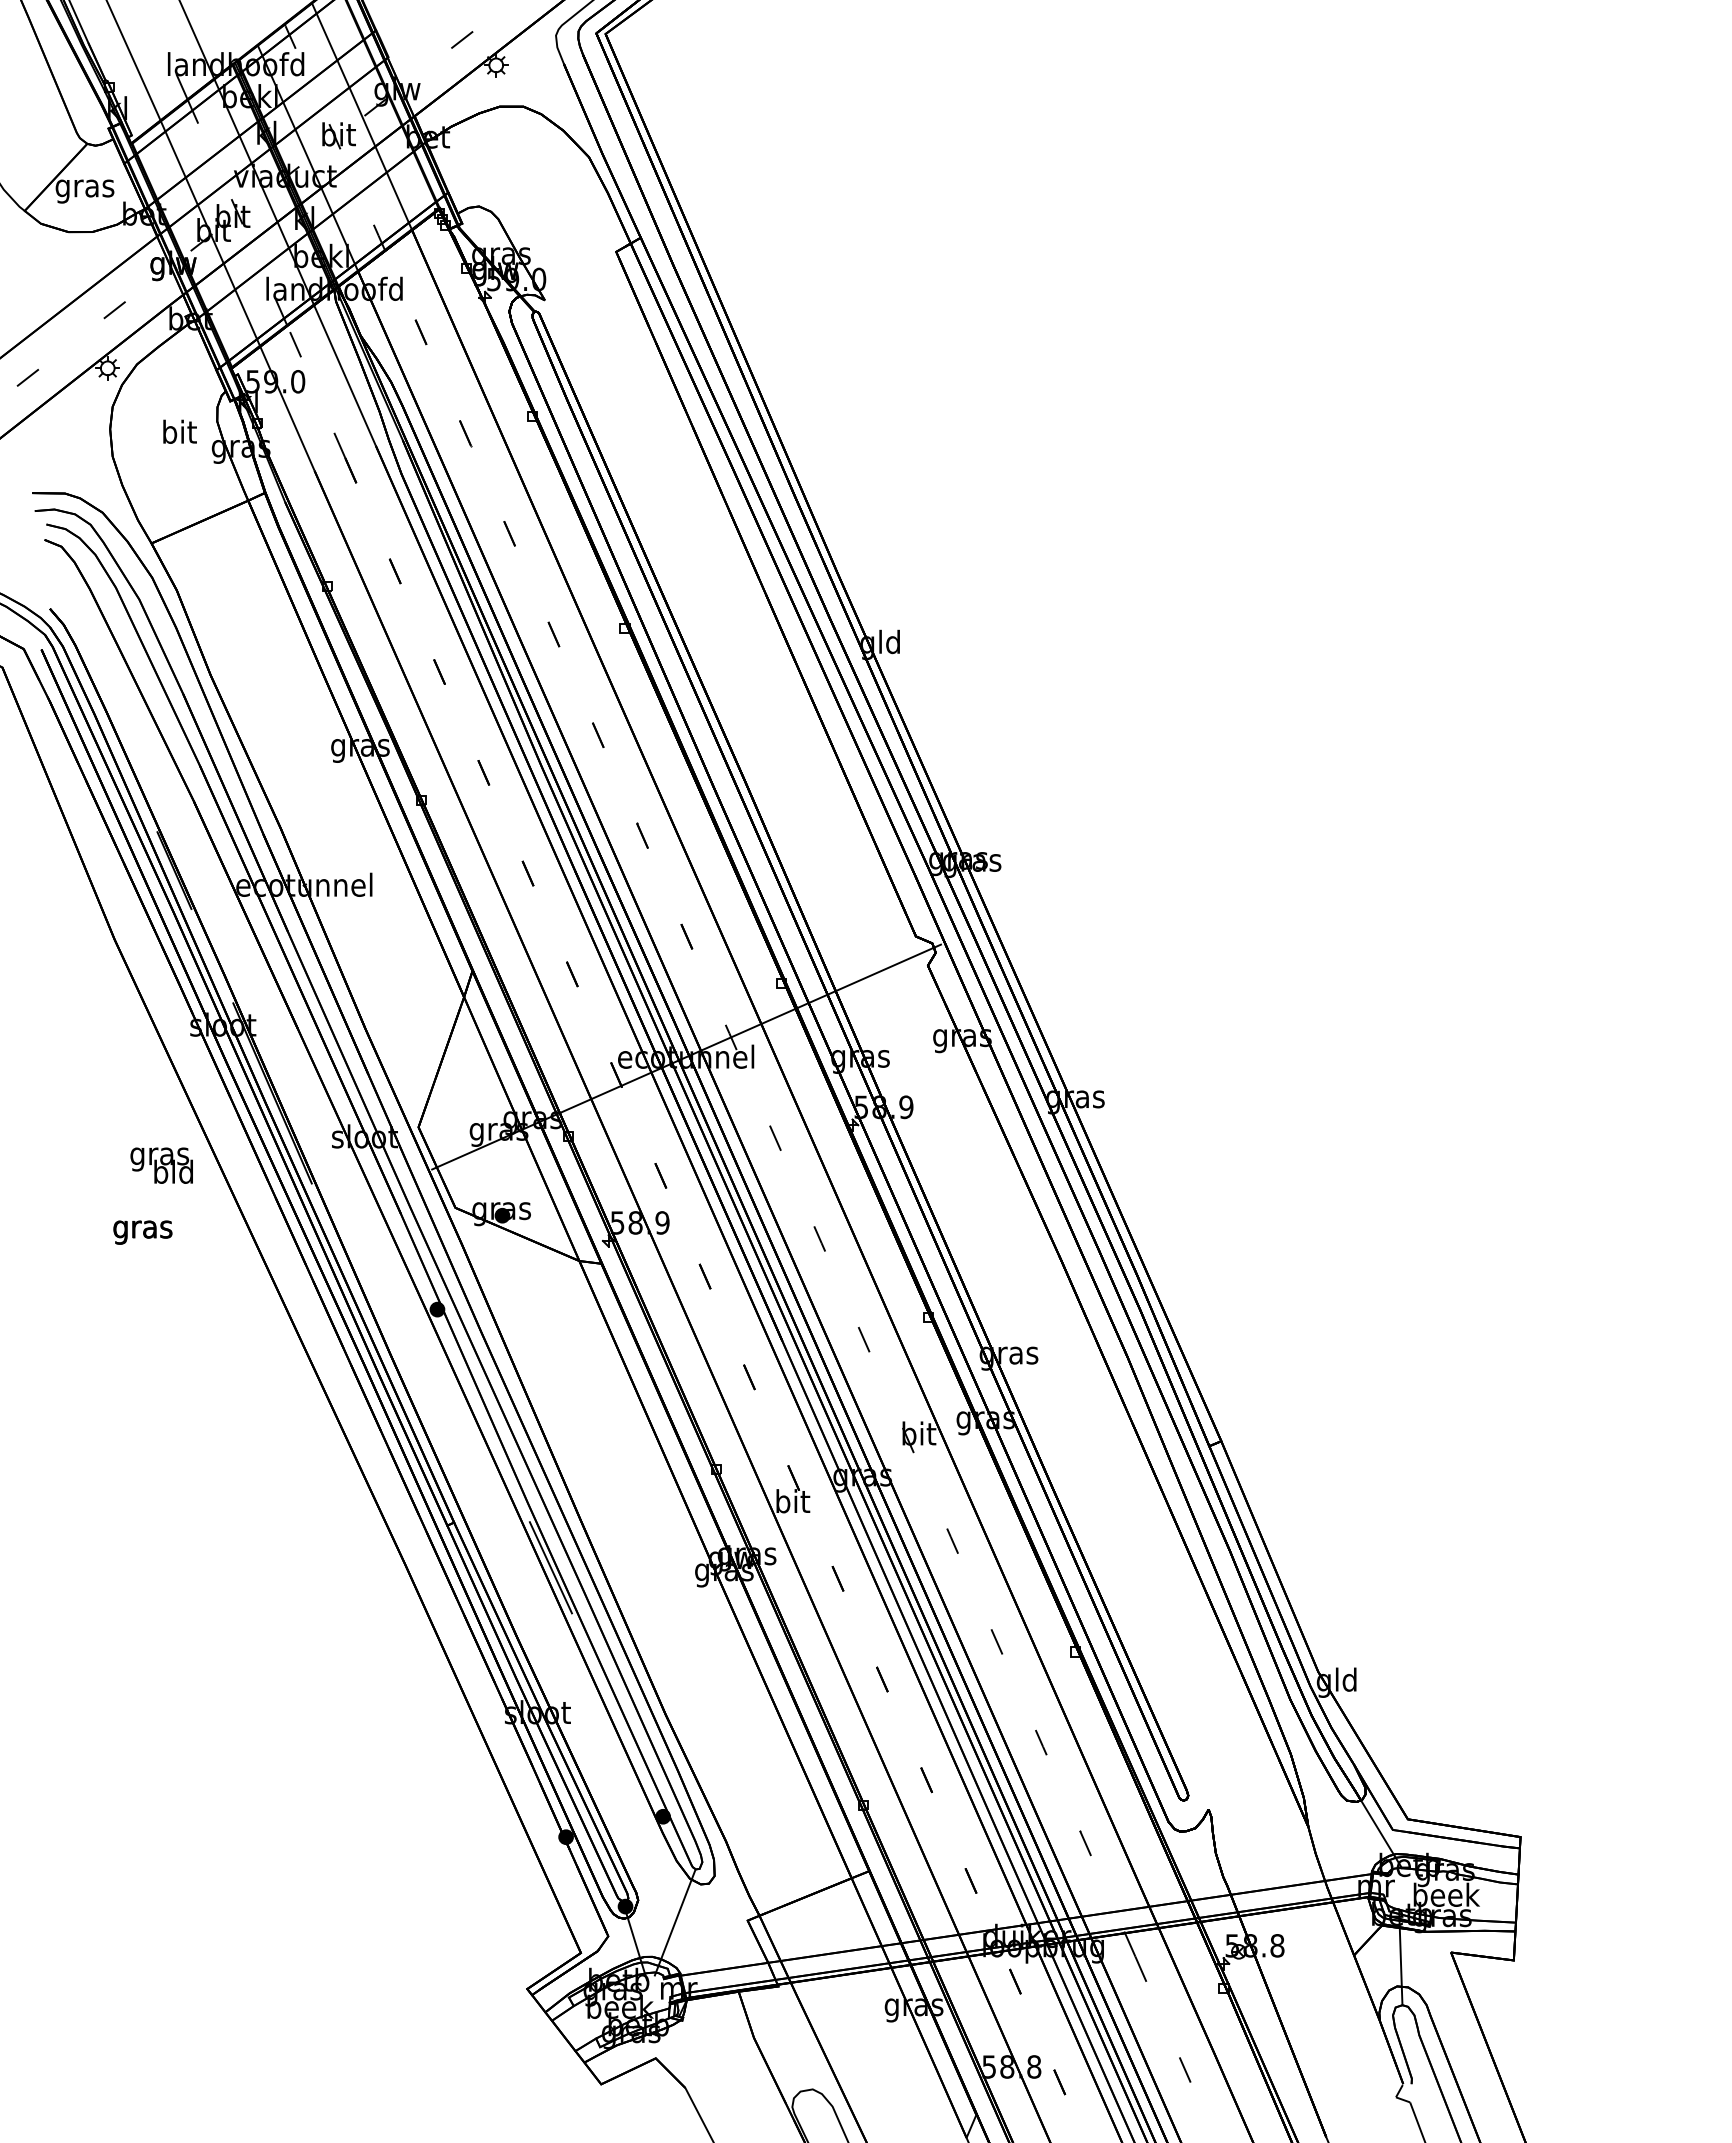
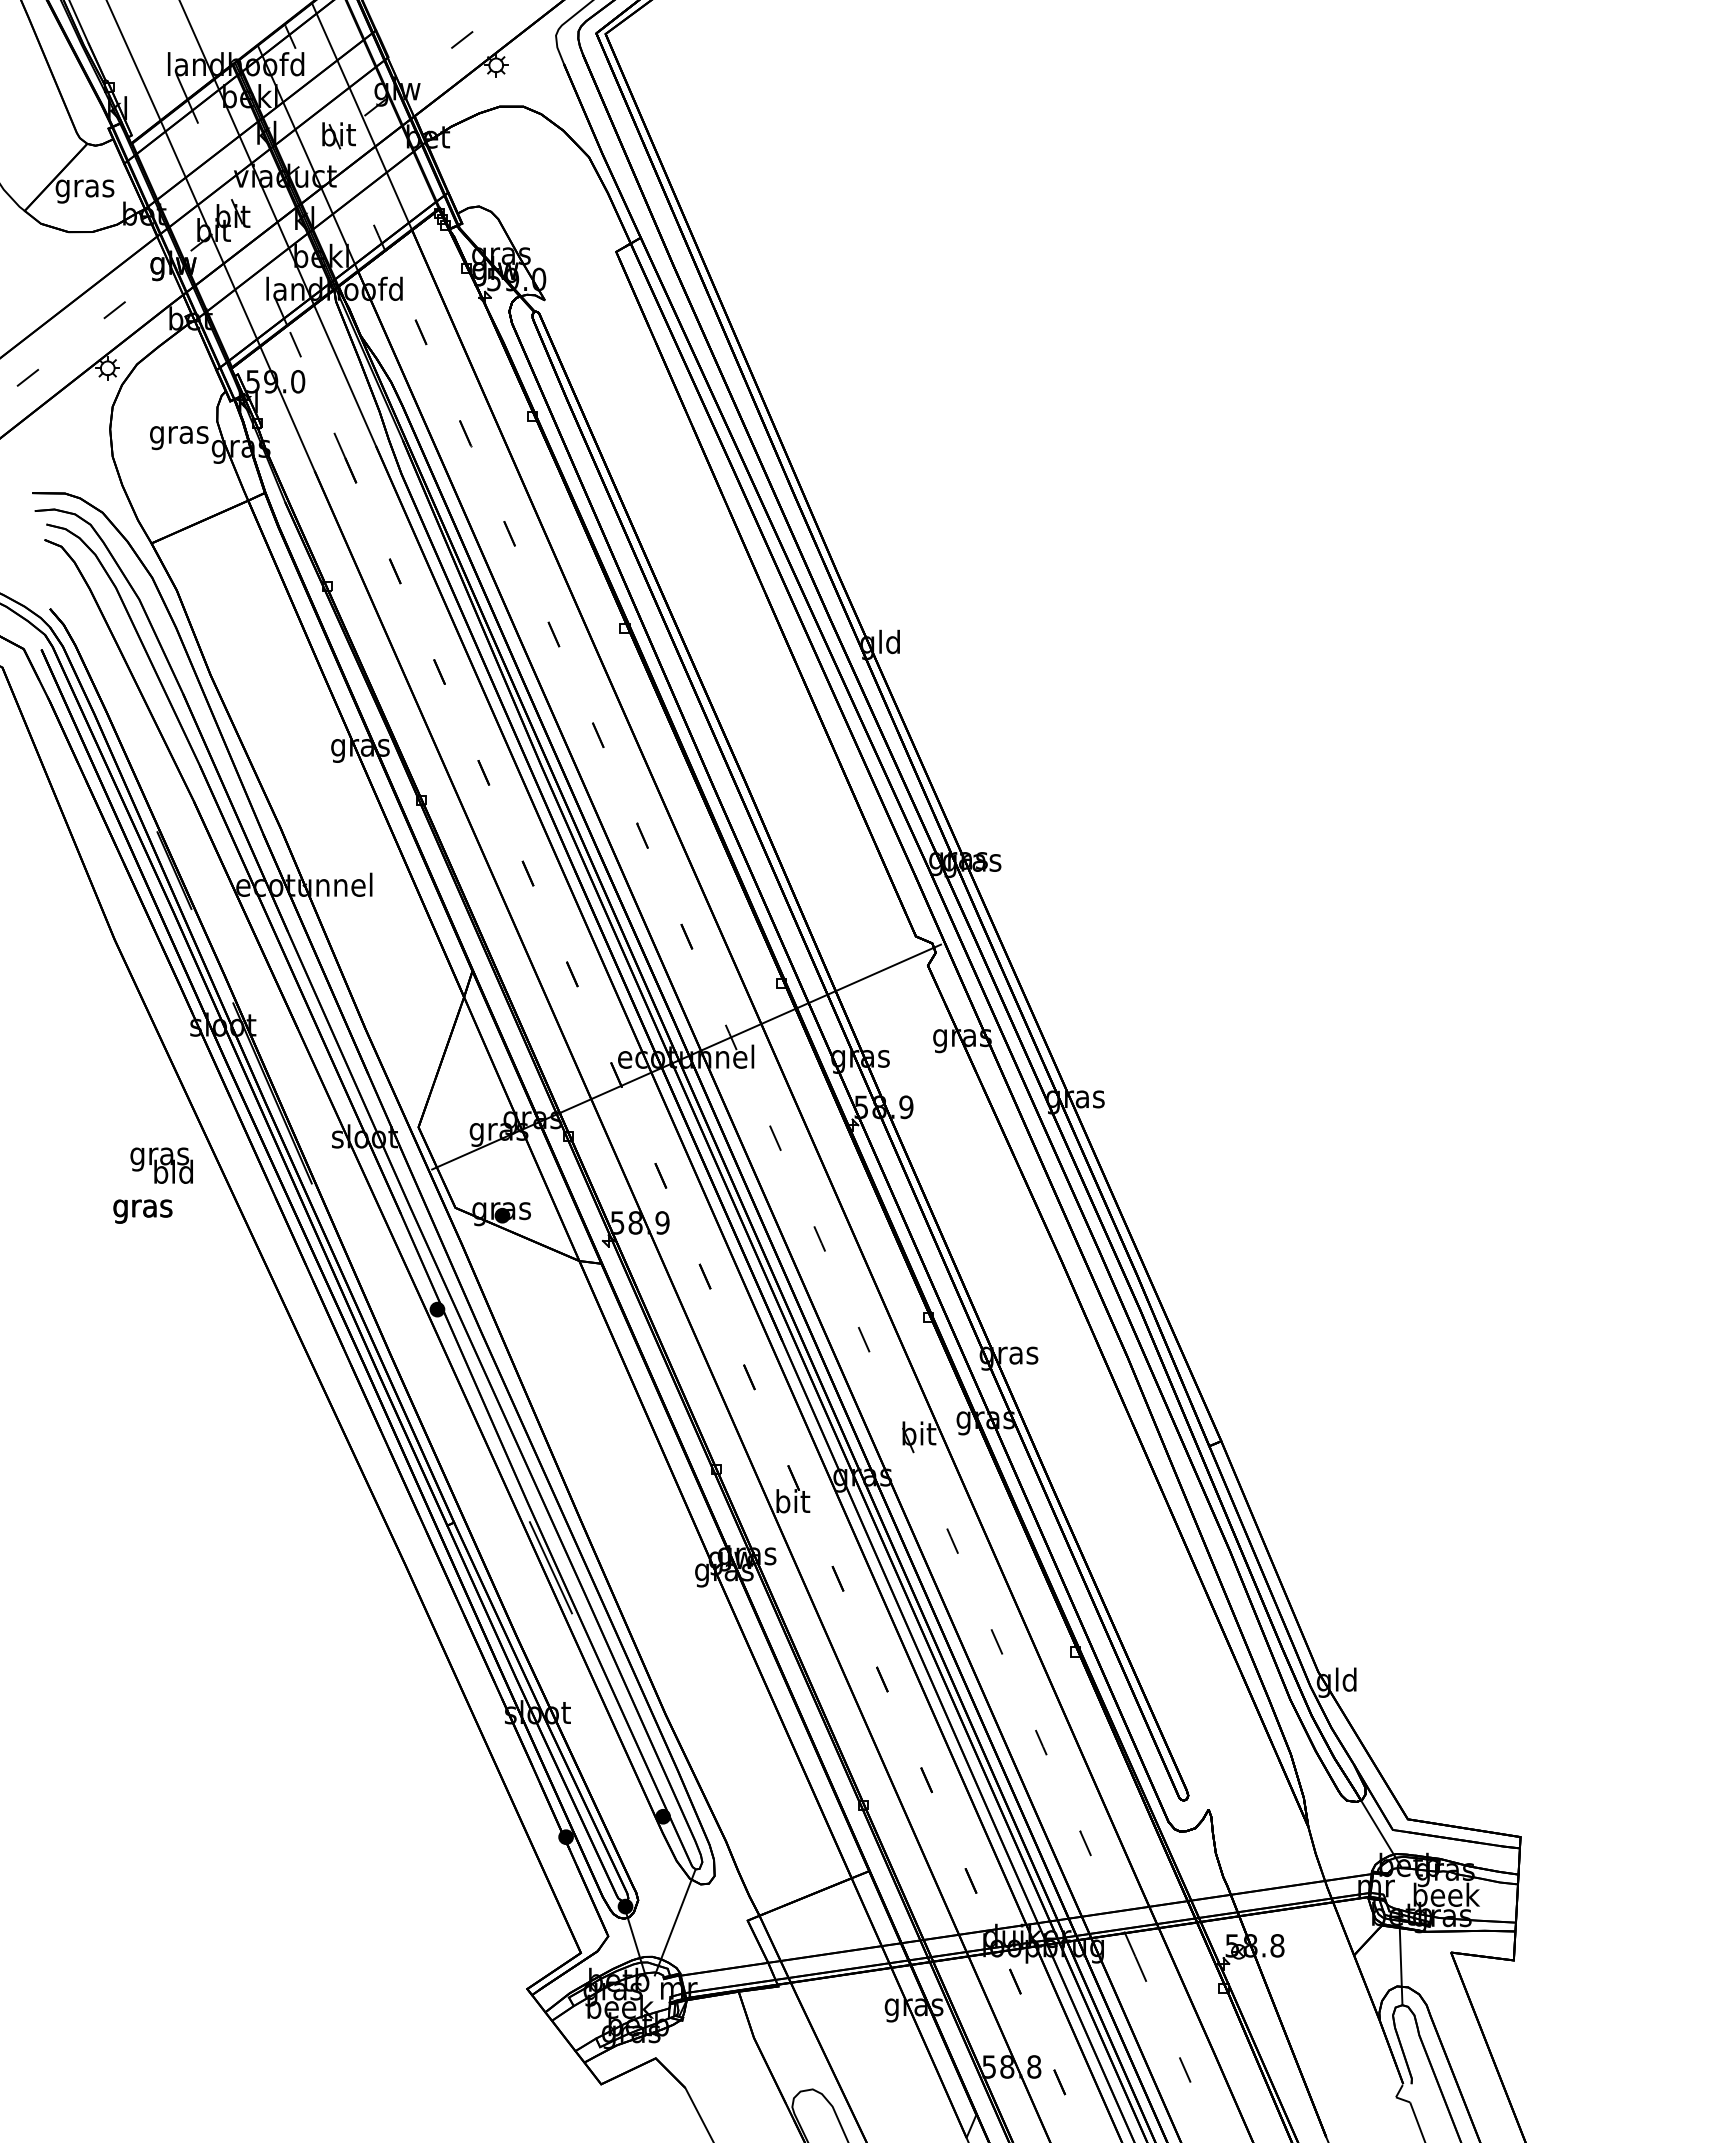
text: bit -> gras (179, 434)
text position: (142, 1232) -> (142, 1211) (142, 1211)
